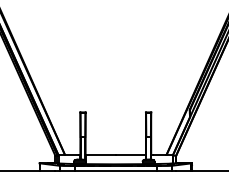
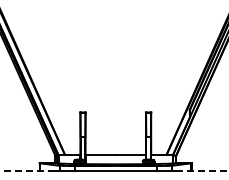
line: solid -> dashed (28, 170)
line: solid -> dashed (202, 170)
